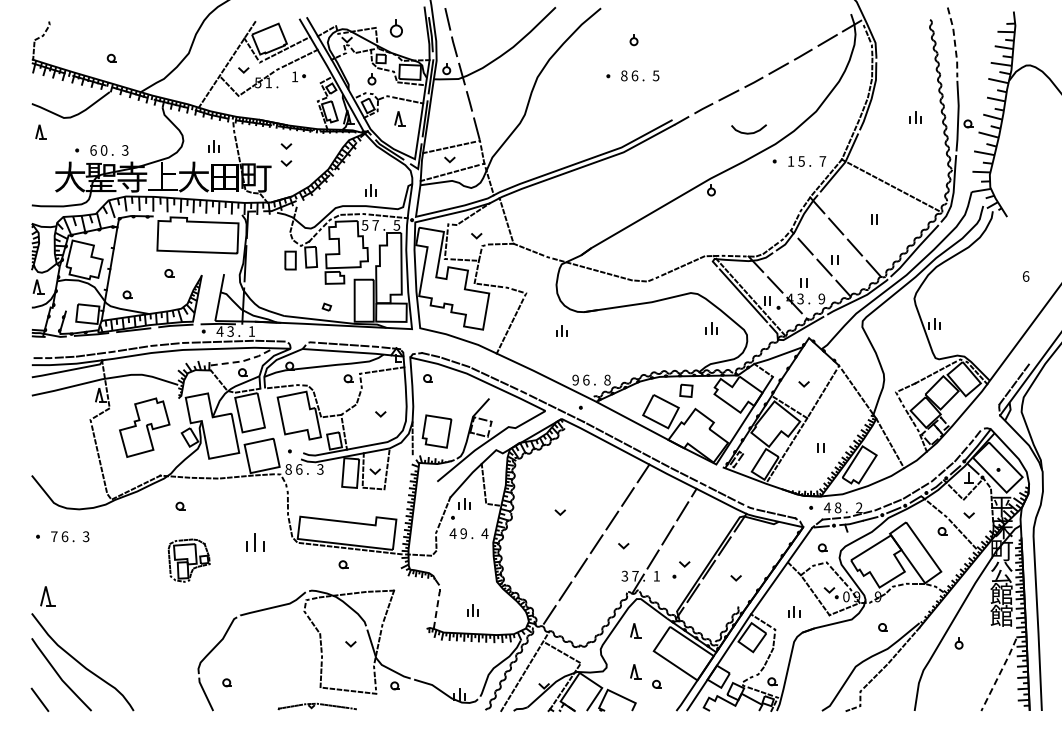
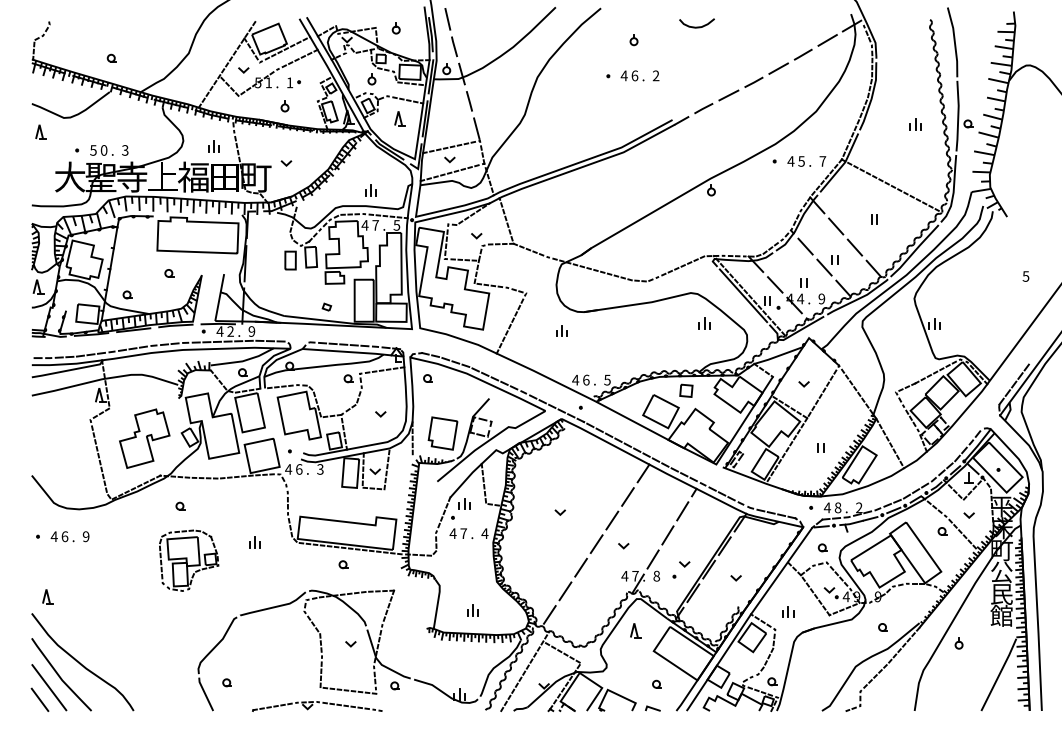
part size: 14x19 px -> 10x13 px (395, 28)
line: dashed -> solid (954, 41)
text: 8 -> 4 (623, 75)
text: 5 -> 2 (655, 75)
part position: (298, 76) -> (293, 82) (293, 82)
part: none -> present (284, 106)
part position: (915, 117) -> (915, 124) (915, 124)
curve position: (748, 132) -> (696, 26) (696, 26)
line: present -> none (285, 146)
text: 6 -> 5 (93, 150)
text: 1 -> 4 (790, 161)
text: 大 -> 福 (193, 176)
text: 5 -> 4 (364, 225)
text: 6 -> 5 (1025, 276)
text: 3 -> 4 (800, 298)
part position: (711, 328) -> (704, 323) (704, 323)
text: 3 -> 2 (230, 331)
text: 1 -> 9 (251, 331)
line: dashed -> solid (243, 361)
text: 9 -> 4 (575, 379)
text: 8 -> 5 (607, 379)
part position: (144, 427) -> (144, 438) (144, 438)
part position: (436, 431) -> (442, 433) (442, 433)
text: 8 -> 4 (288, 469)
text: 9 -> 7 (463, 533)
text: 7 -> 4 (53, 536)
text: 3 -> 9 (85, 536)
part size: 19x19 px -> 12x13 px (254, 542)
part size: 44x45 px -> 61x63 px (189, 560)
text: 3 -> 4 (624, 575)
text: 1 -> 8 (656, 575)
text: 館 -> 民 (1001, 593)
part size: 16x21 px -> 12x16 px (47, 596)
text: 0 -> 4 (845, 596)
line: dashed -> solid (437, 602)
part position: (794, 611) -> (788, 611) (788, 611)
part: present -> none (635, 671)
line: dashed -> solid (999, 674)
line: none -> present (49, 687)
part size: 80x9 px -> 131x11 px (317, 706)
line: none -> present (652, 708)
